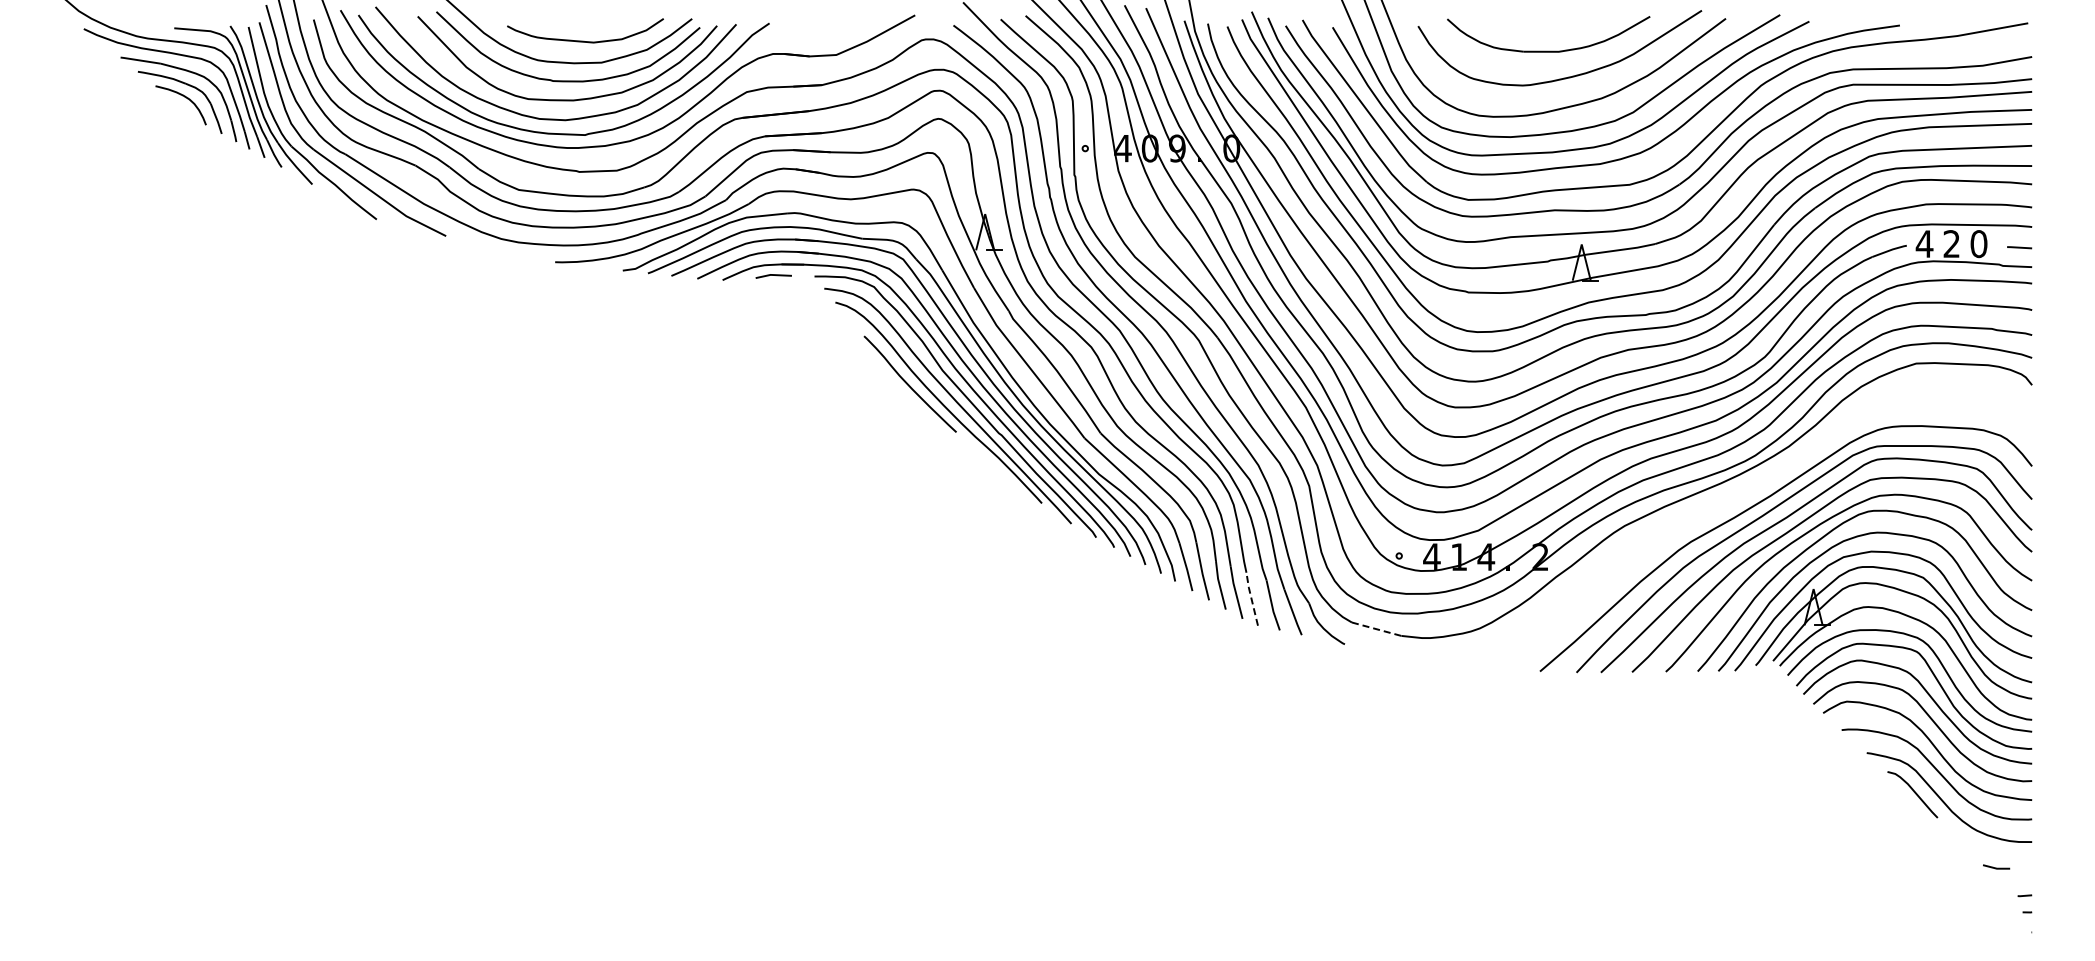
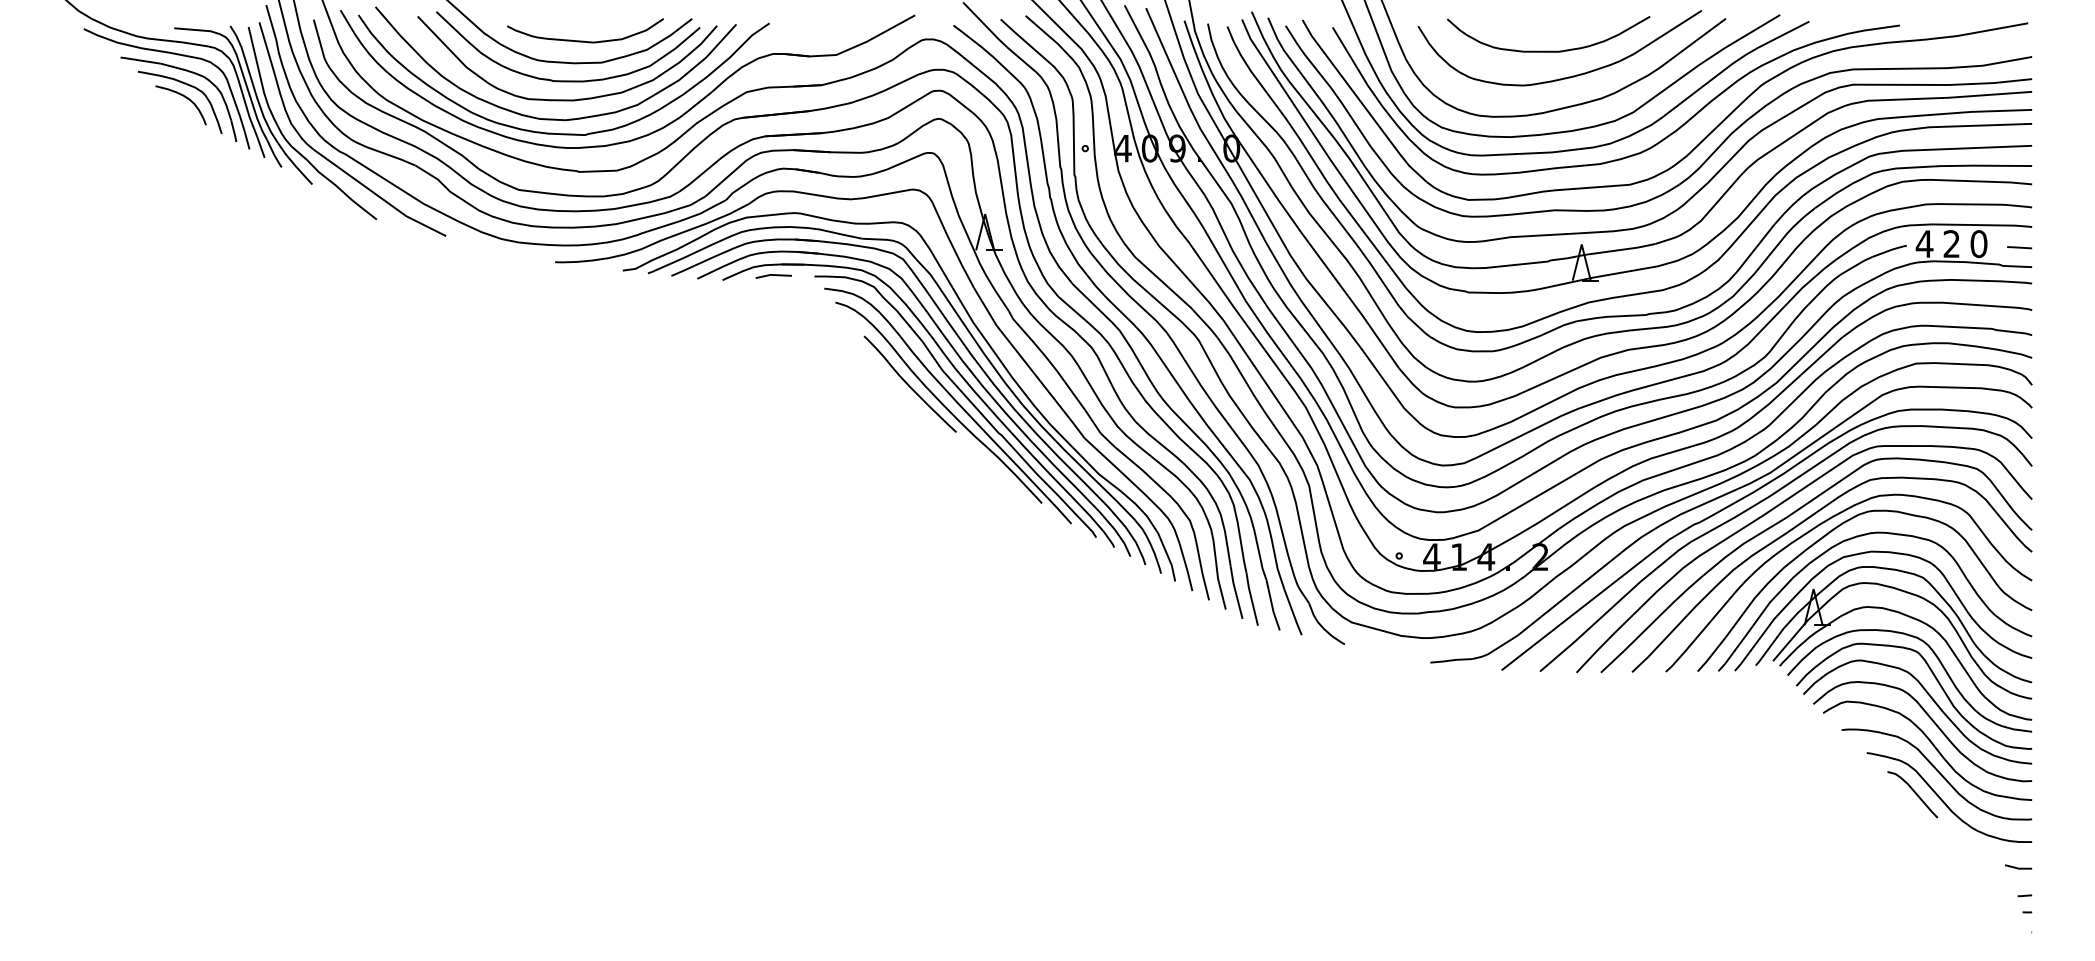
part: none -> present (1723, 510)
line: dashed -> solid (1251, 599)
line: dashed -> solid (1376, 629)
line position: (1996, 867) -> (2018, 867) (2018, 867)
